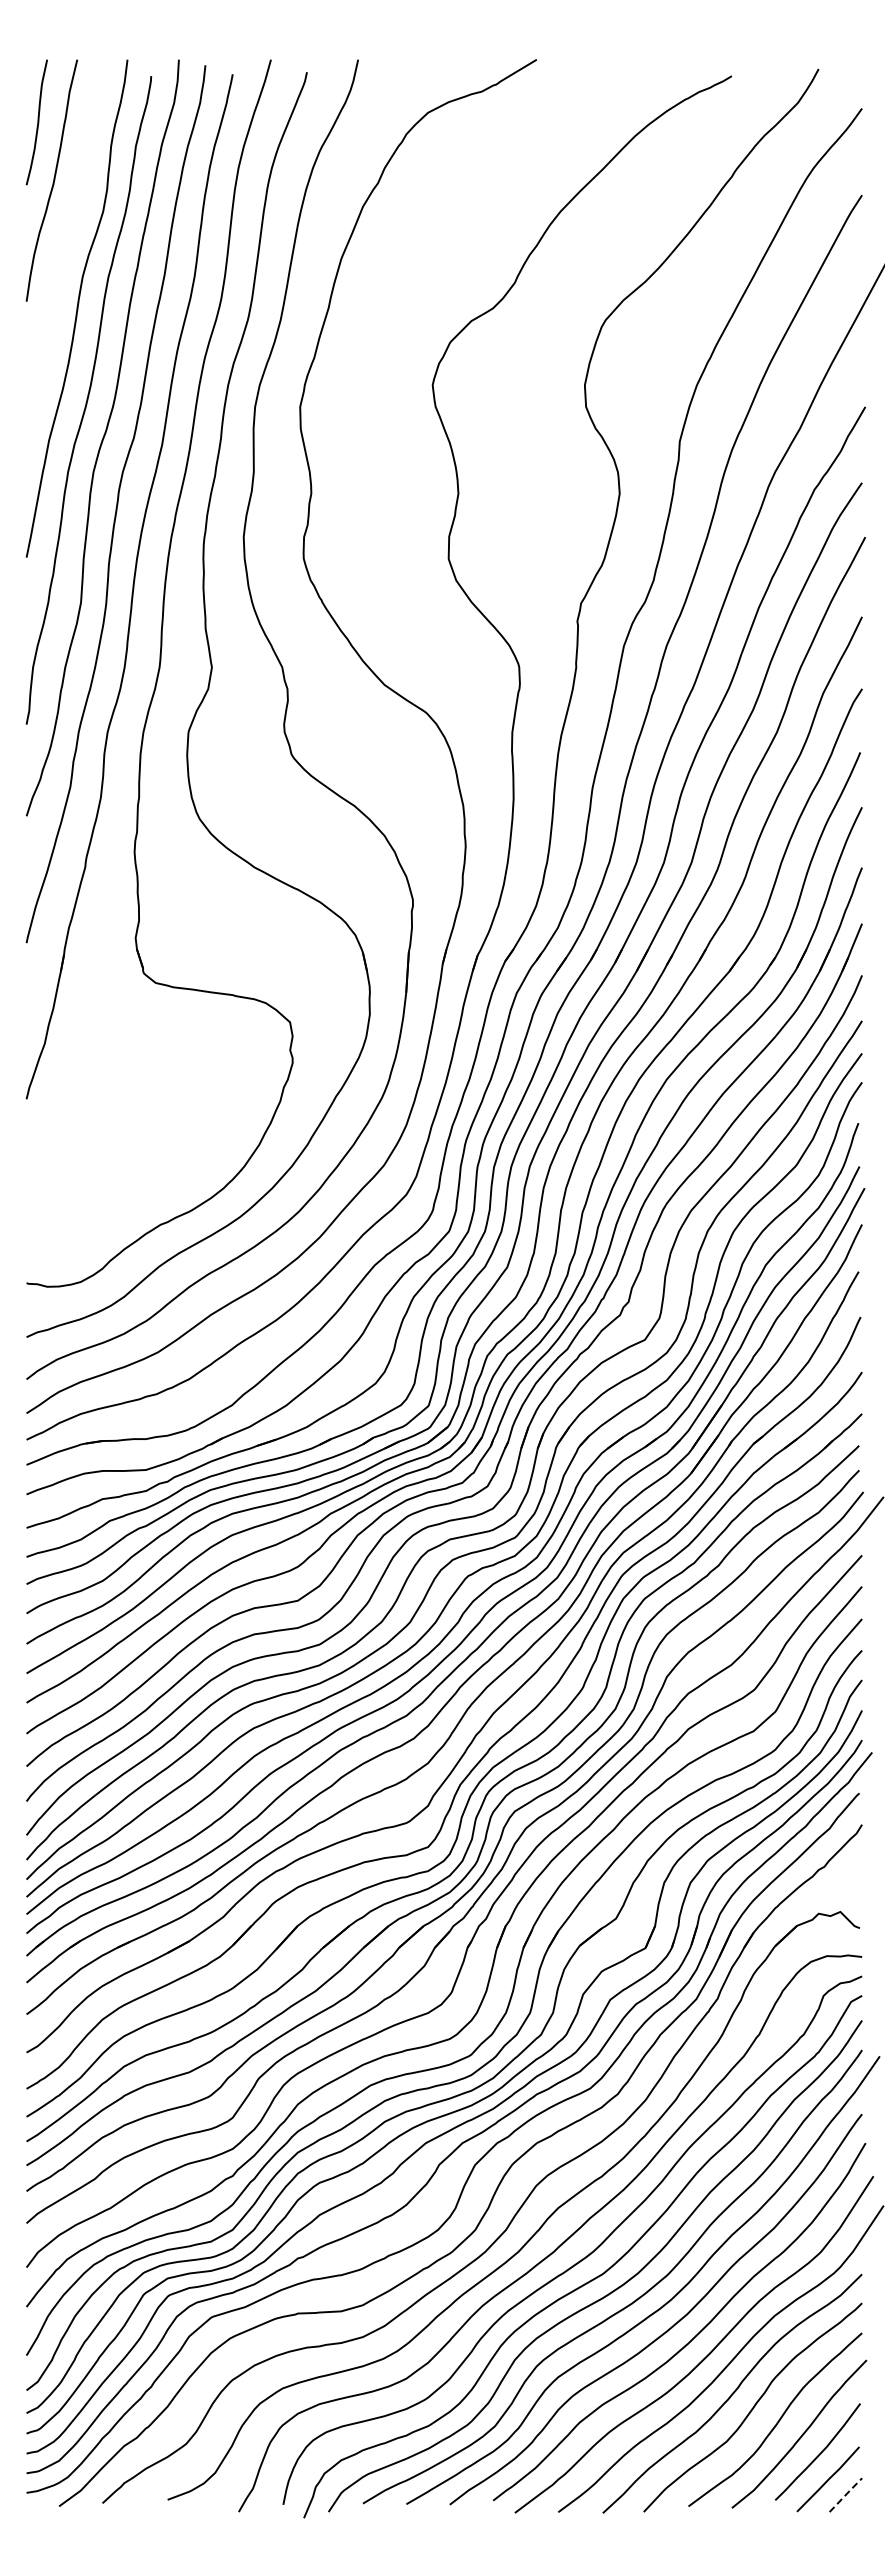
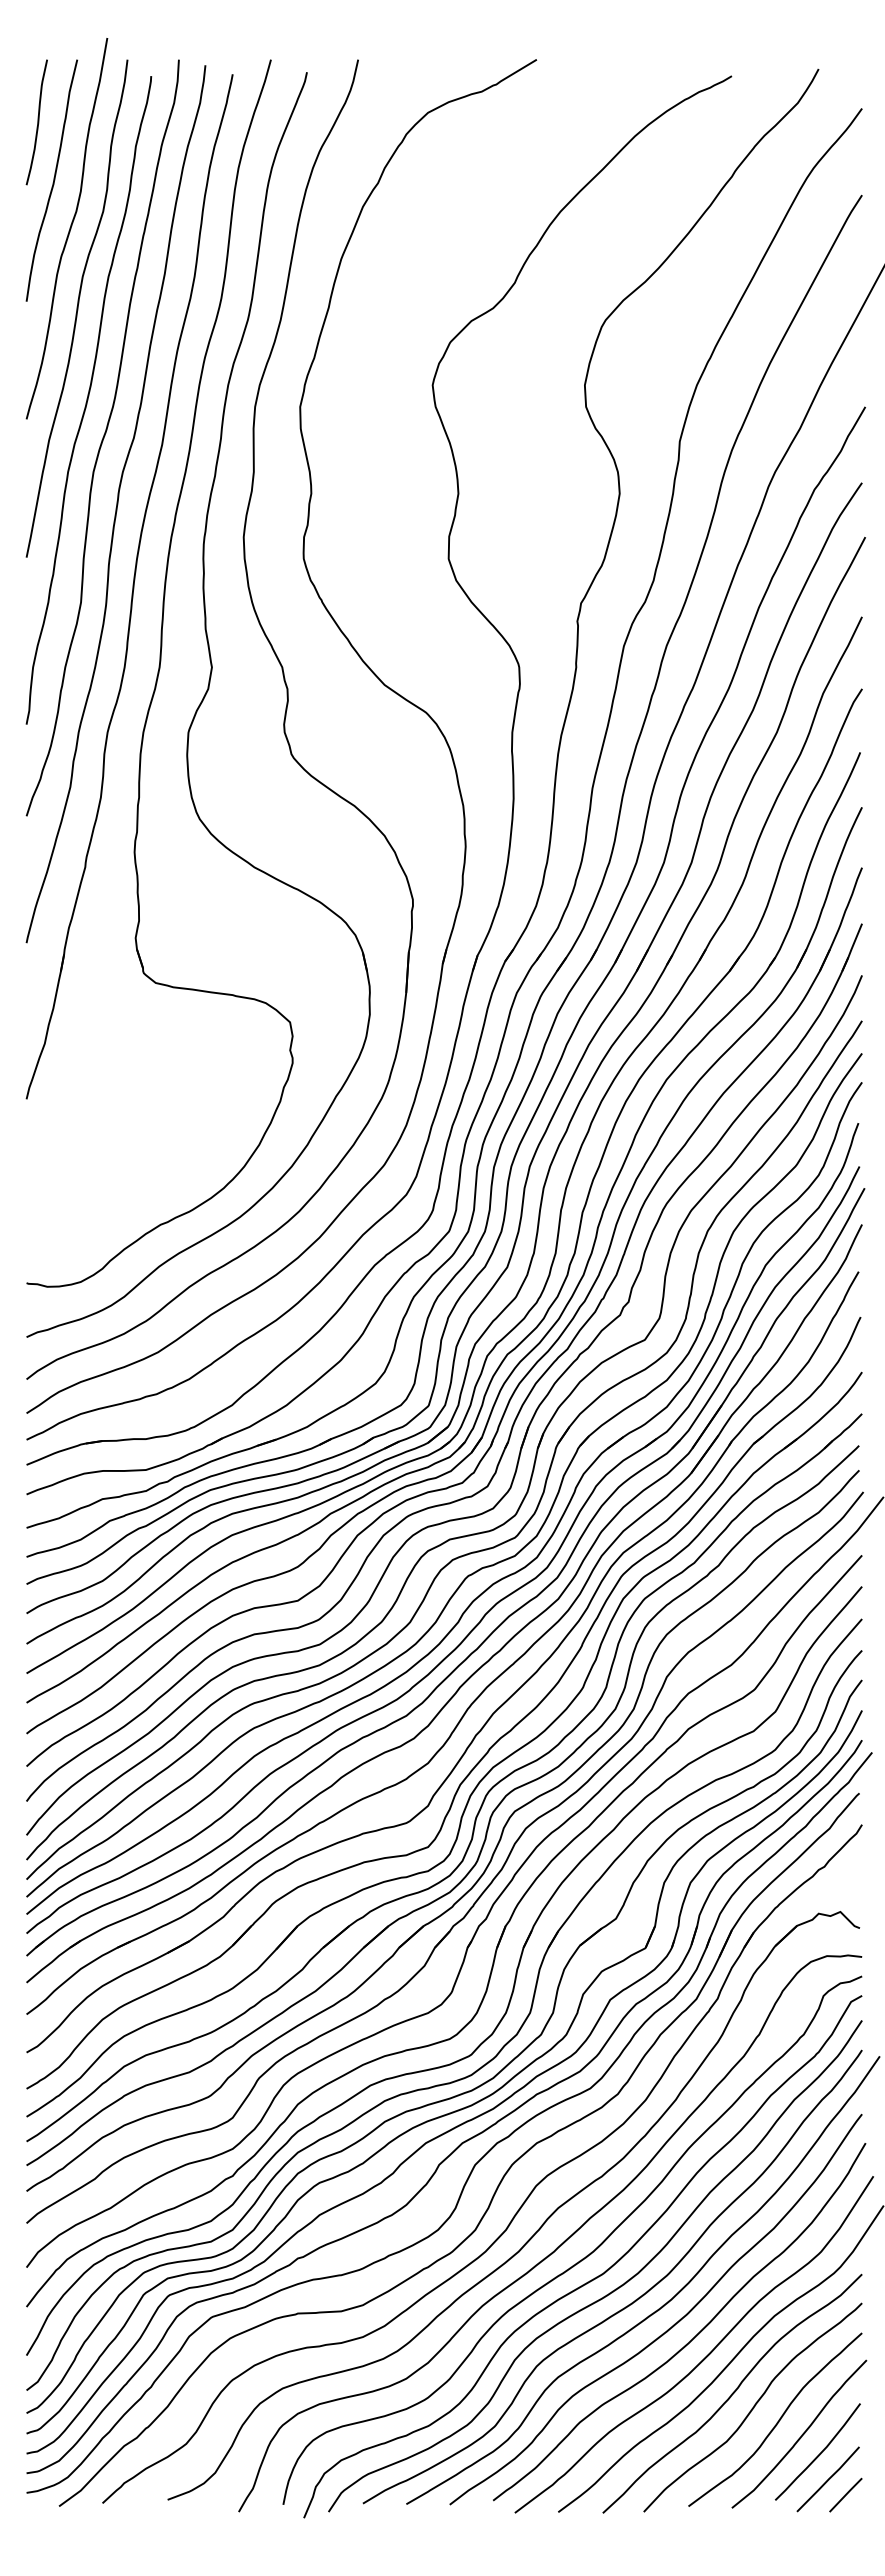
curve: none -> present (68, 230)
line: dashed -> solid (846, 2494)
